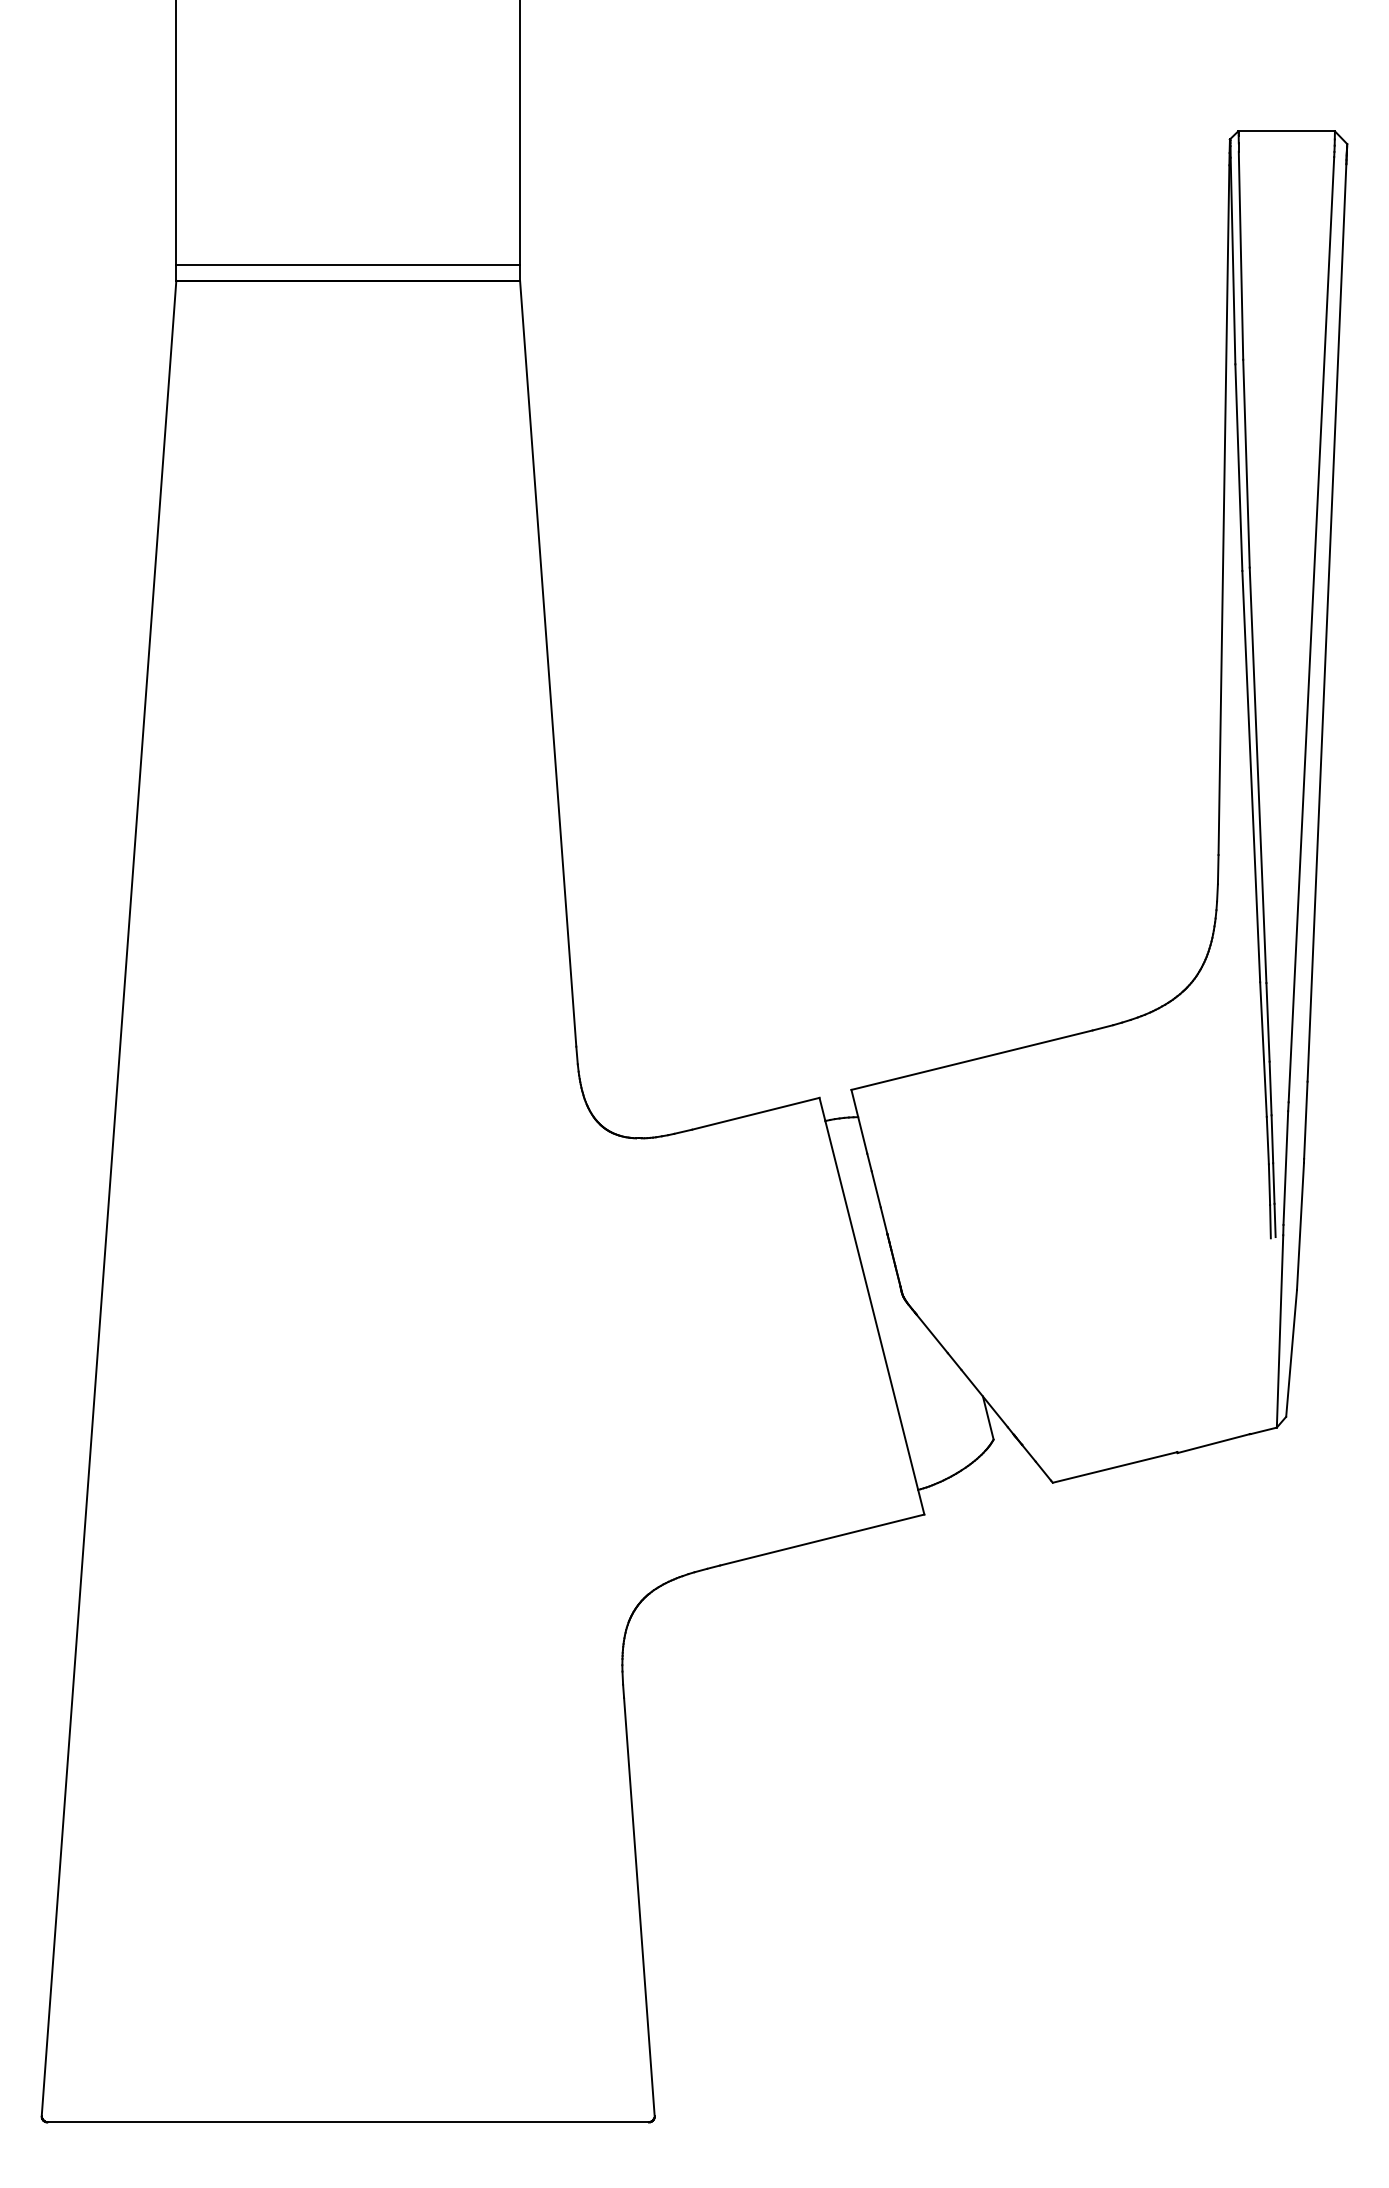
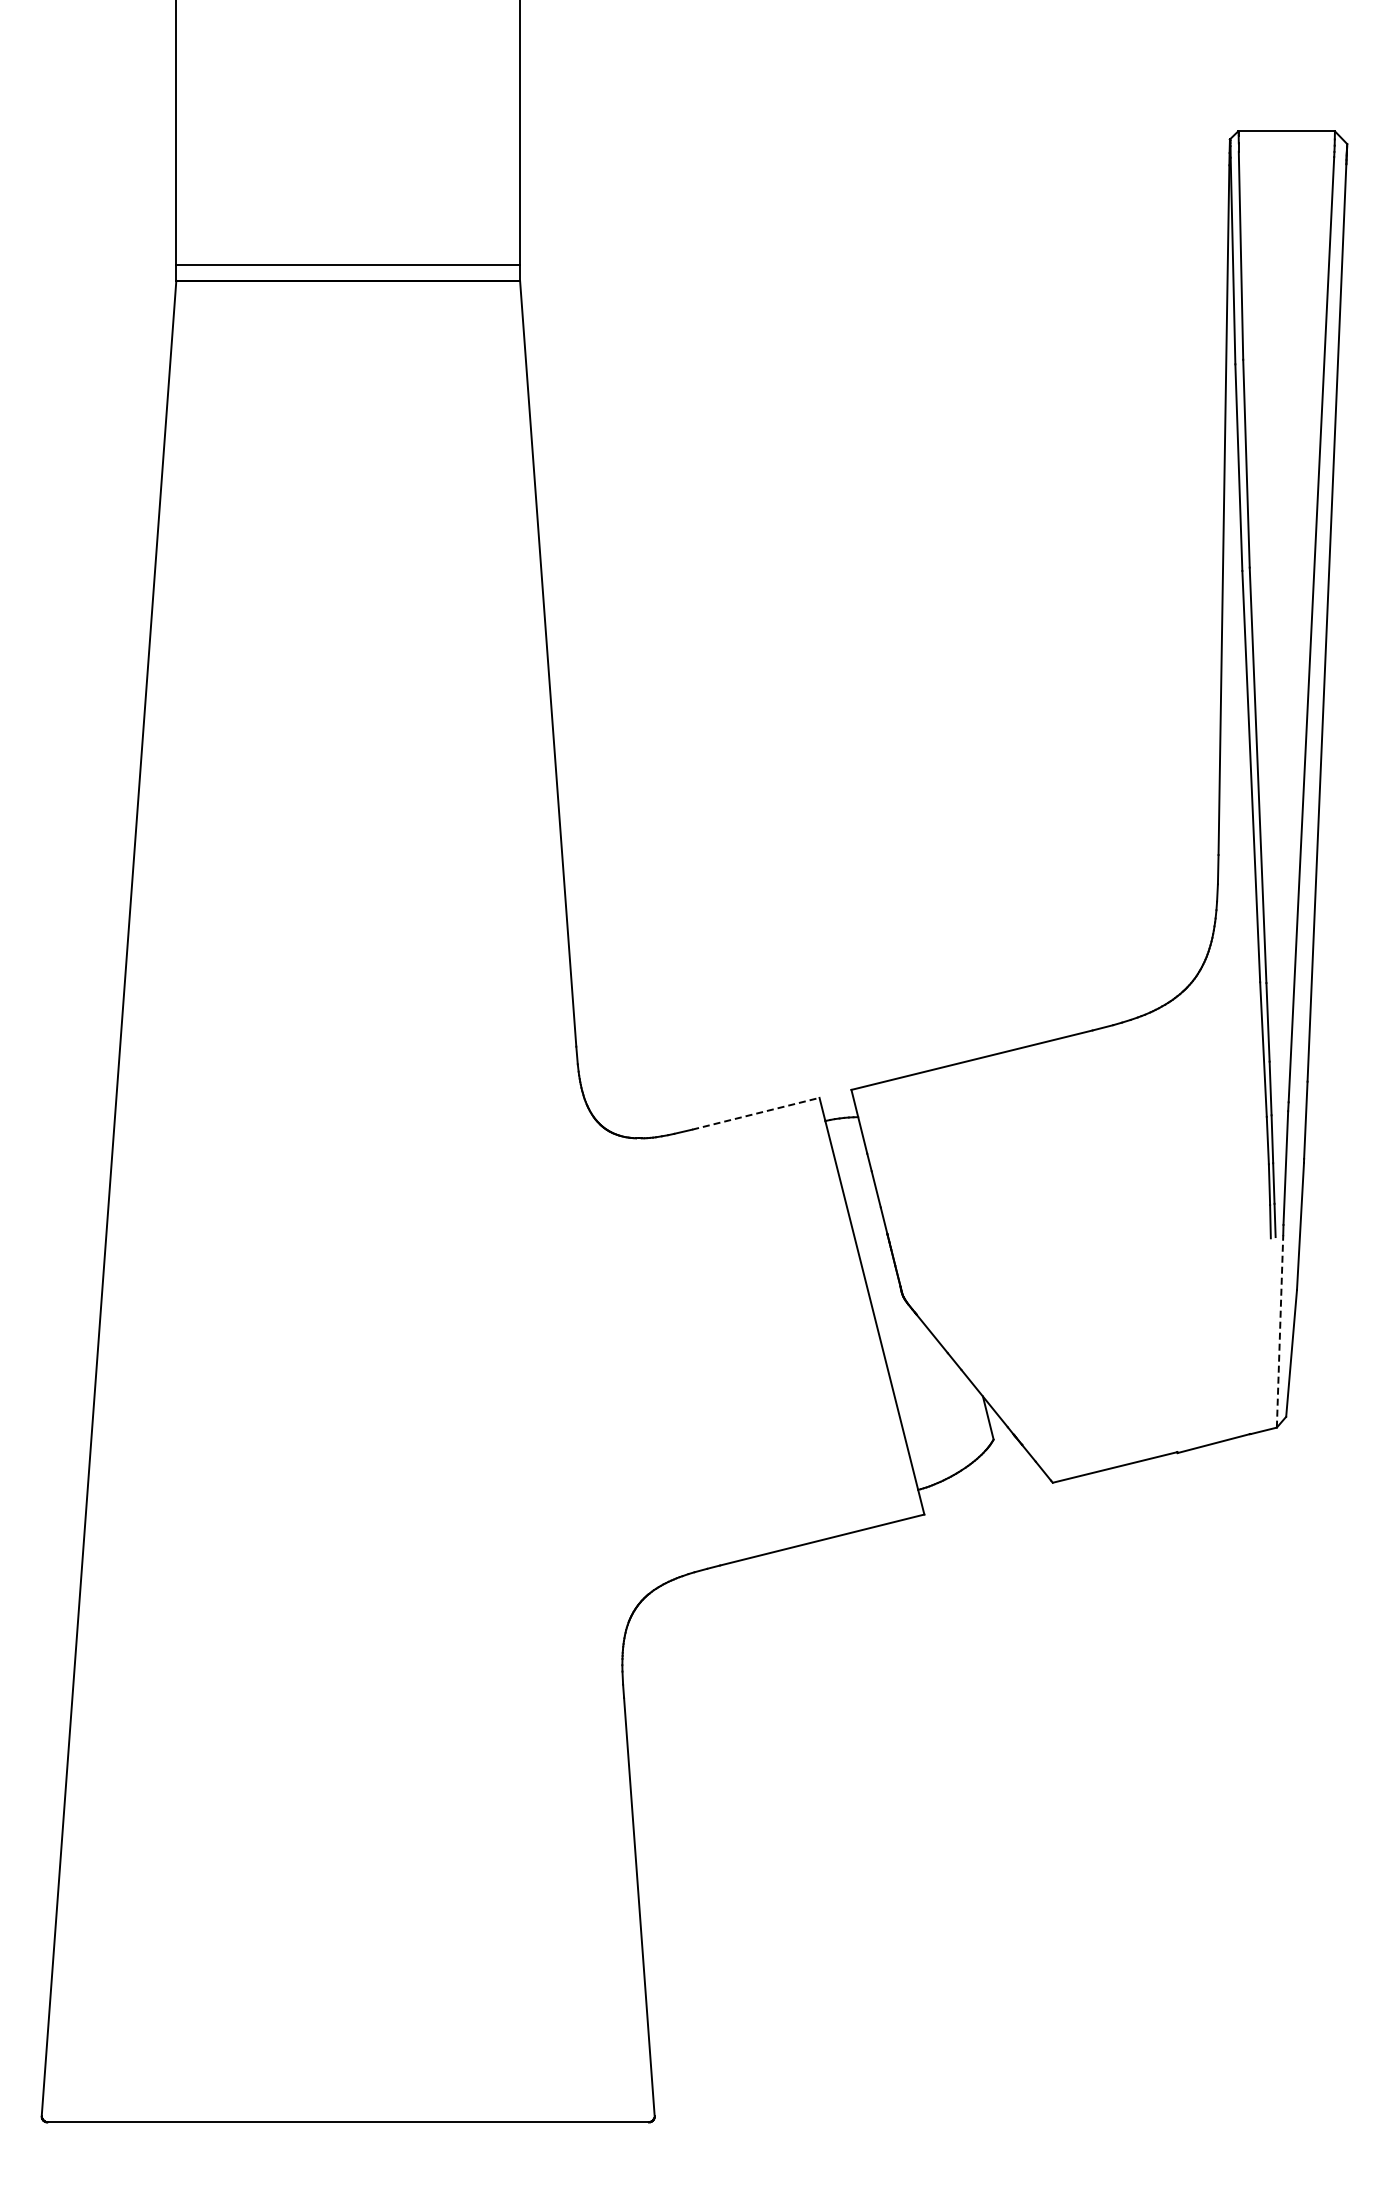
line: solid -> dashed (755, 1113)
line: solid -> dashed (1280, 1330)
